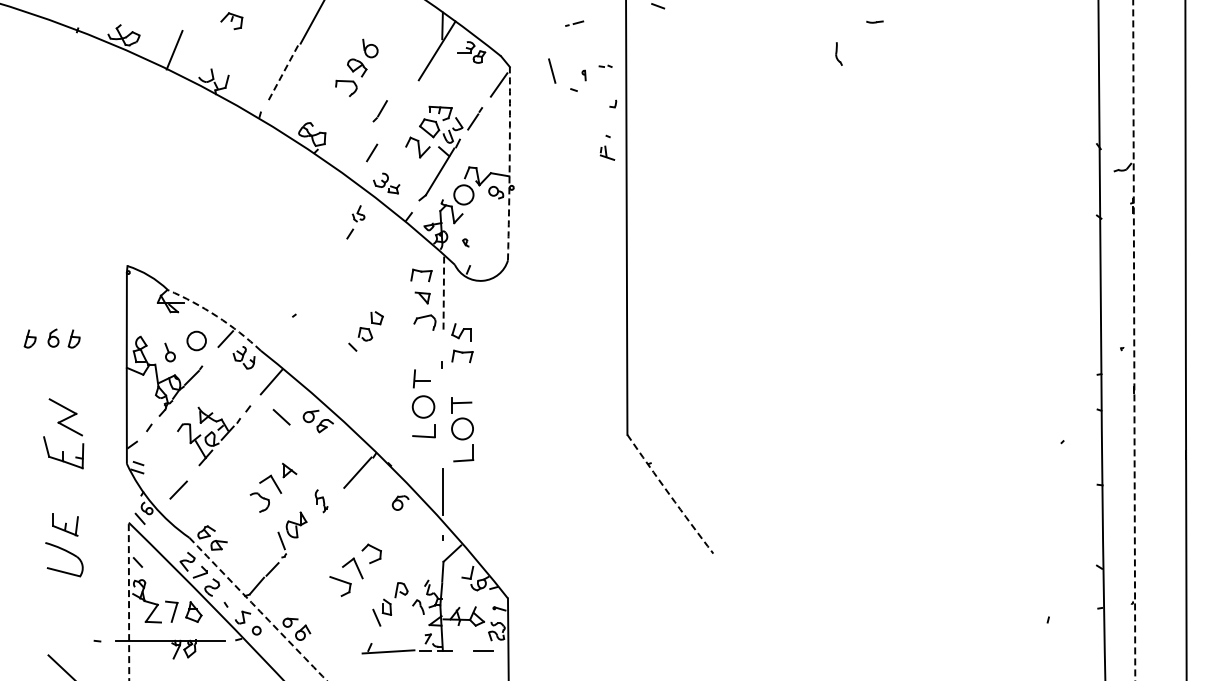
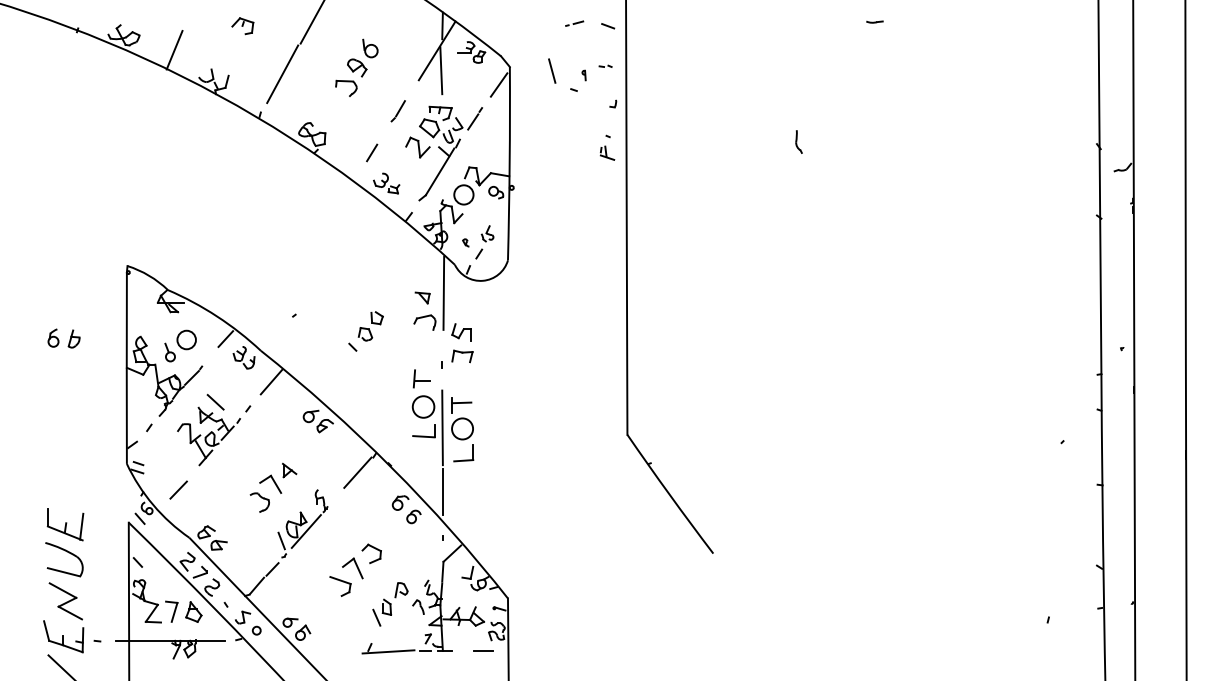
line position: (658, 6) -> (608, 26) (608, 26)
part position: (231, 21) -> (242, 26) (242, 26)
part position: (838, 53) -> (798, 141) (798, 141)
line: none -> present (441, 70)
line: dashed -> solid (282, 74)
part position: (379, 111) -> (397, 111) (397, 111)
arc: dashed -> solid (509, 163)
part position: (355, 222) -> (484, 242) (484, 242)
part: present -> none (421, 275)
line: dashed -> solid (443, 293)
arc: dashed -> solid (217, 316)
part: present -> none (29, 338)
circle position: (196, 340) -> (186, 339) (186, 339)
line: dashed -> solid (1134, 340)
line position: (281, 417) -> (215, 402) (215, 402)
part position: (65, 427) -> (65, 611) (65, 611)
line: none -> present (442, 427)
arc: dashed -> solid (669, 494)
part: none -> present (413, 516)
part size: 27x24 px -> 39x34 px (65, 524)
line: none -> present (305, 531)
line: dashed -> solid (129, 601)
arc: dashed -> solid (258, 609)
